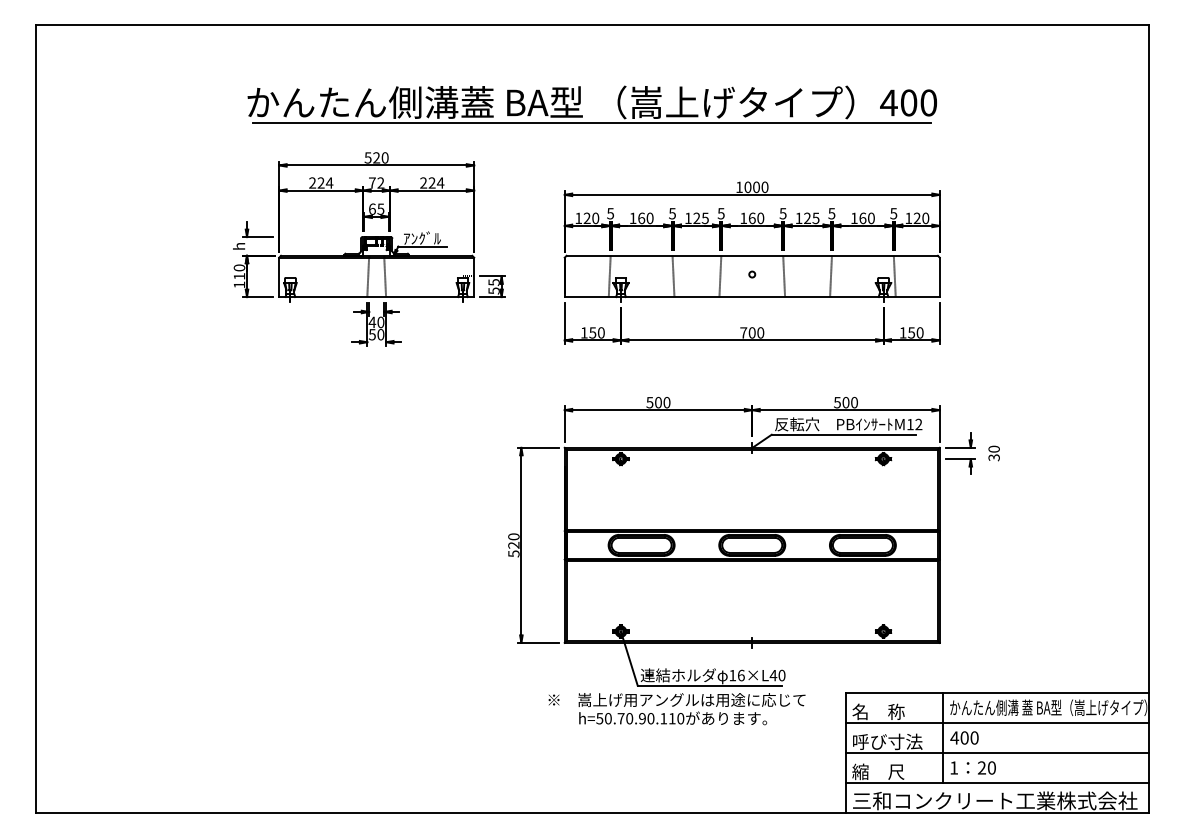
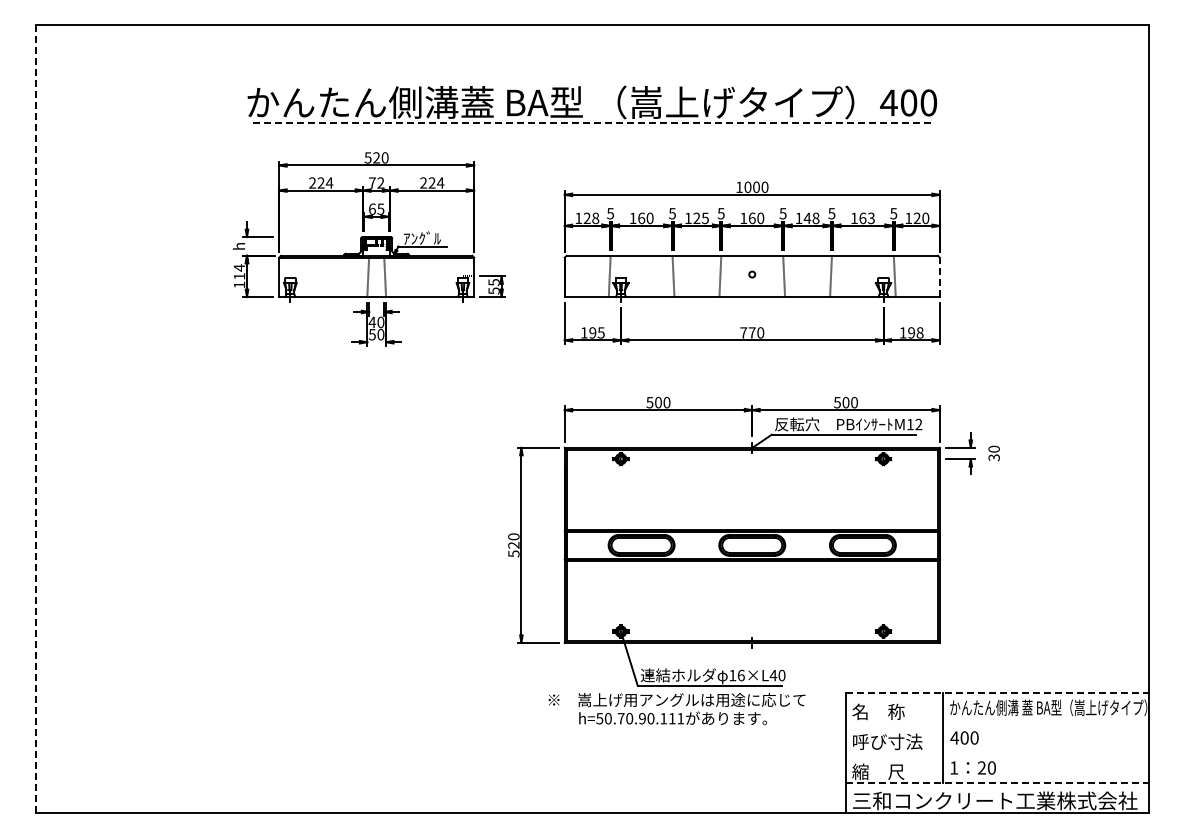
line: solid -> dashed (592, 123)
text: 125 -> 148 (811, 217)
text: 160 -> 163 (870, 217)
text: 120 -> 128 (595, 218)
text: 110 -> 114 (239, 267)
line: solid -> dashed (939, 277)
text: 150 -> 195 (596, 332)
text: 700 -> 770 (751, 332)
text: 150 -> 198 (915, 332)
line: solid -> dashed (35, 419)
line: solid -> dashed (997, 692)
text: h=50.70.90.110 -> h=50.70.90.111 (680, 718)
line: present -> none (997, 722)
line: present -> none (997, 752)
line: solid -> dashed (997, 782)
